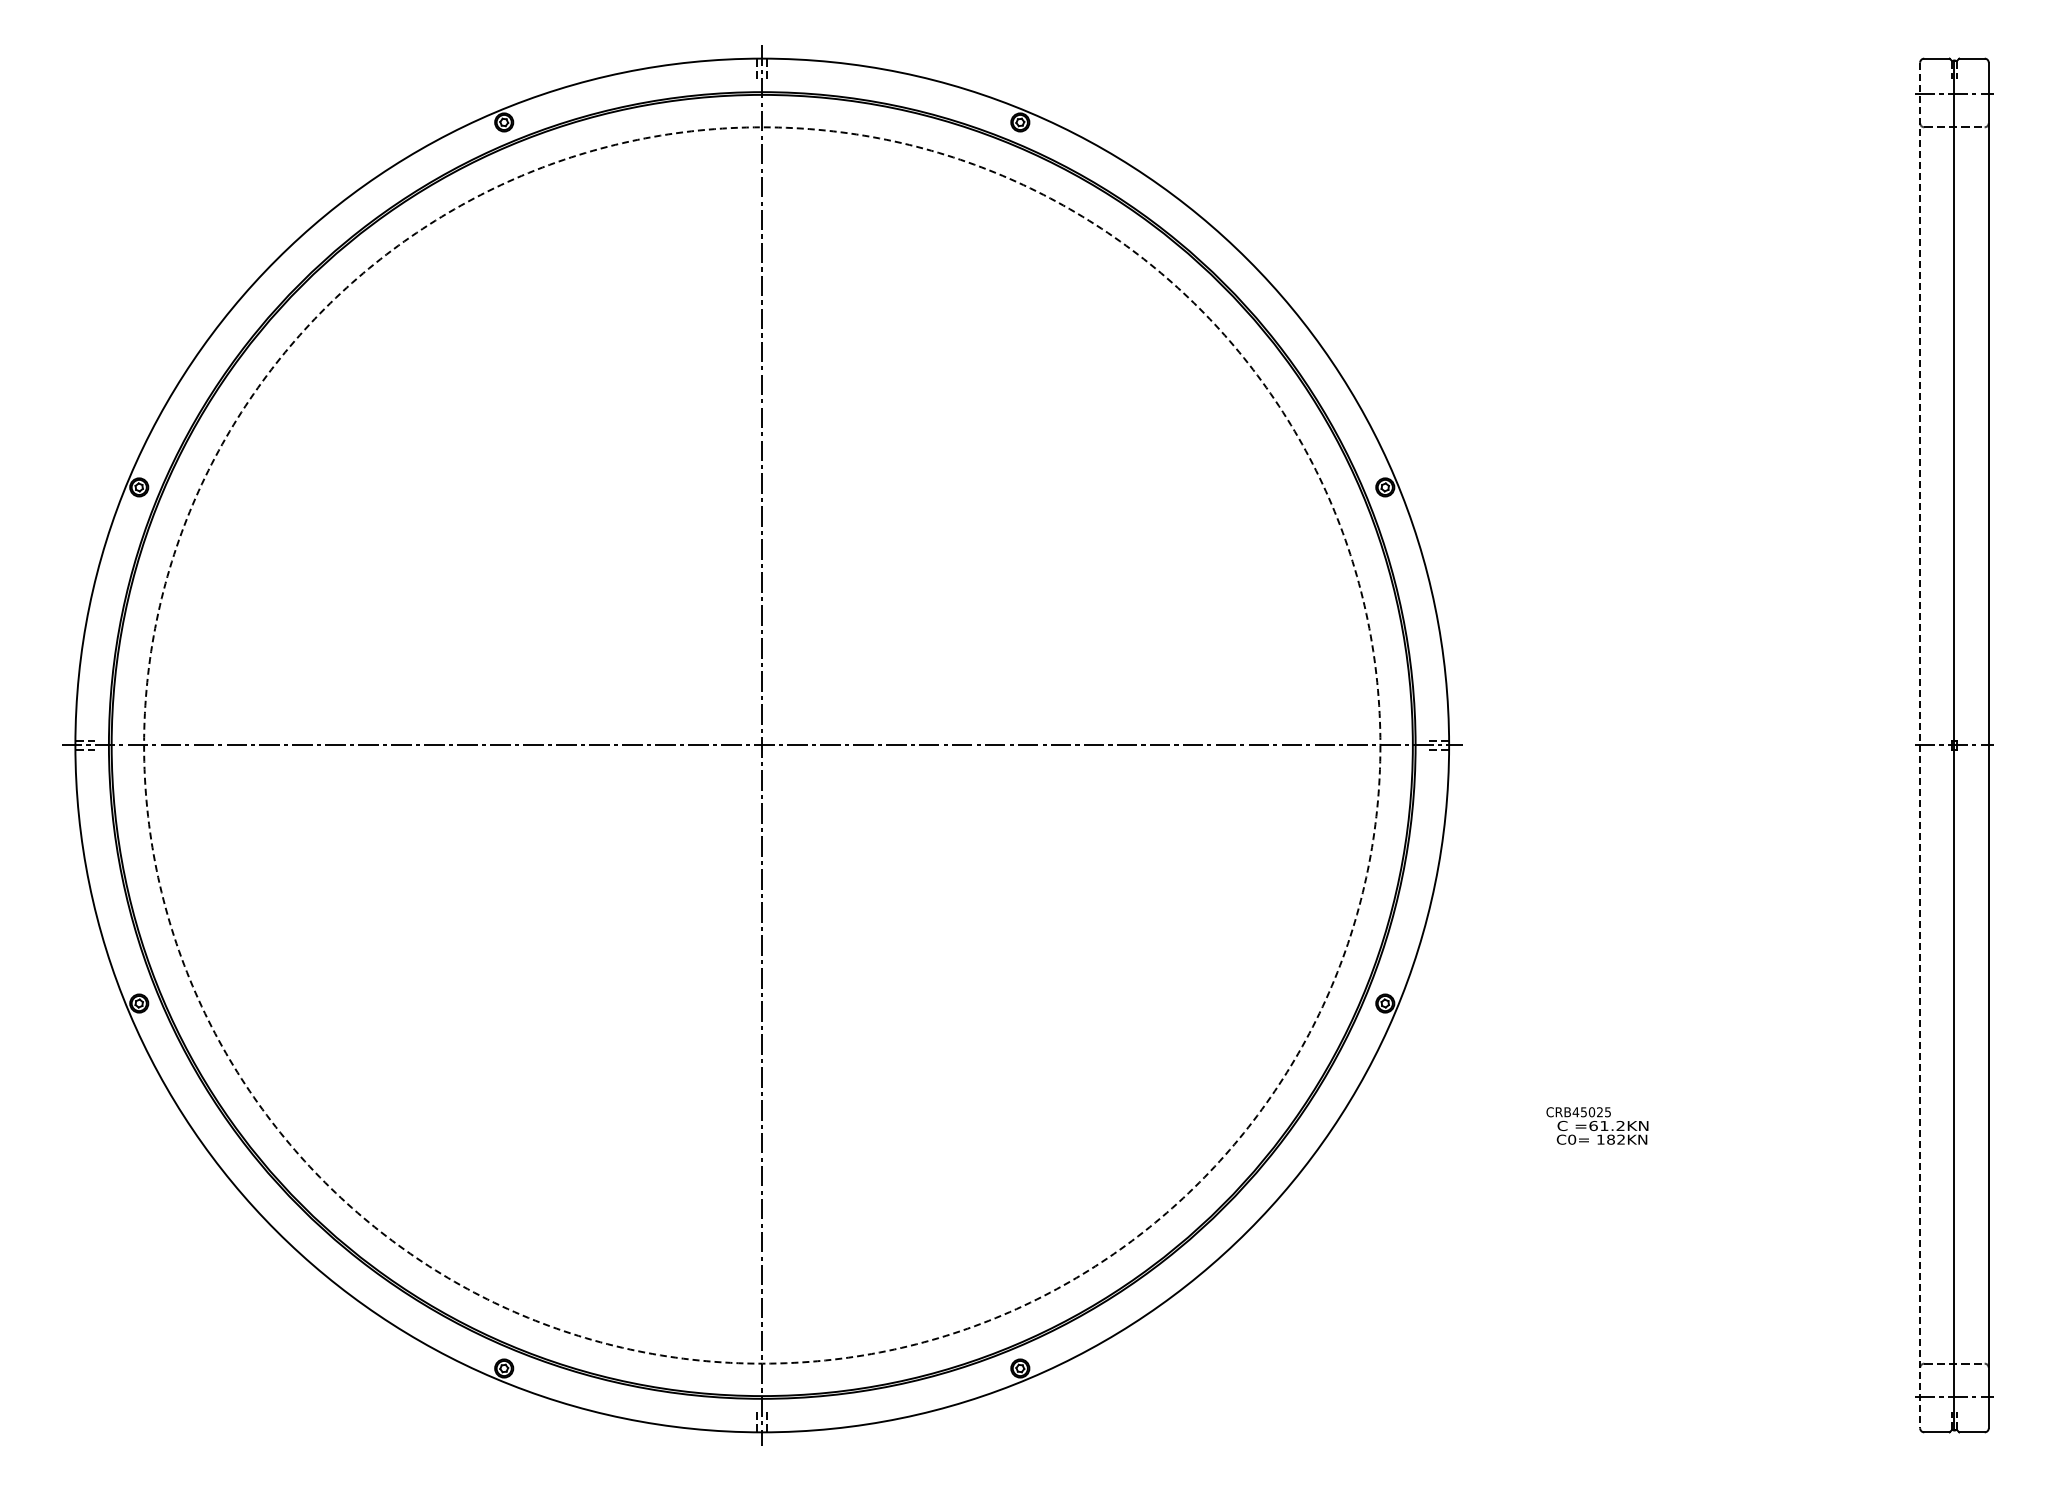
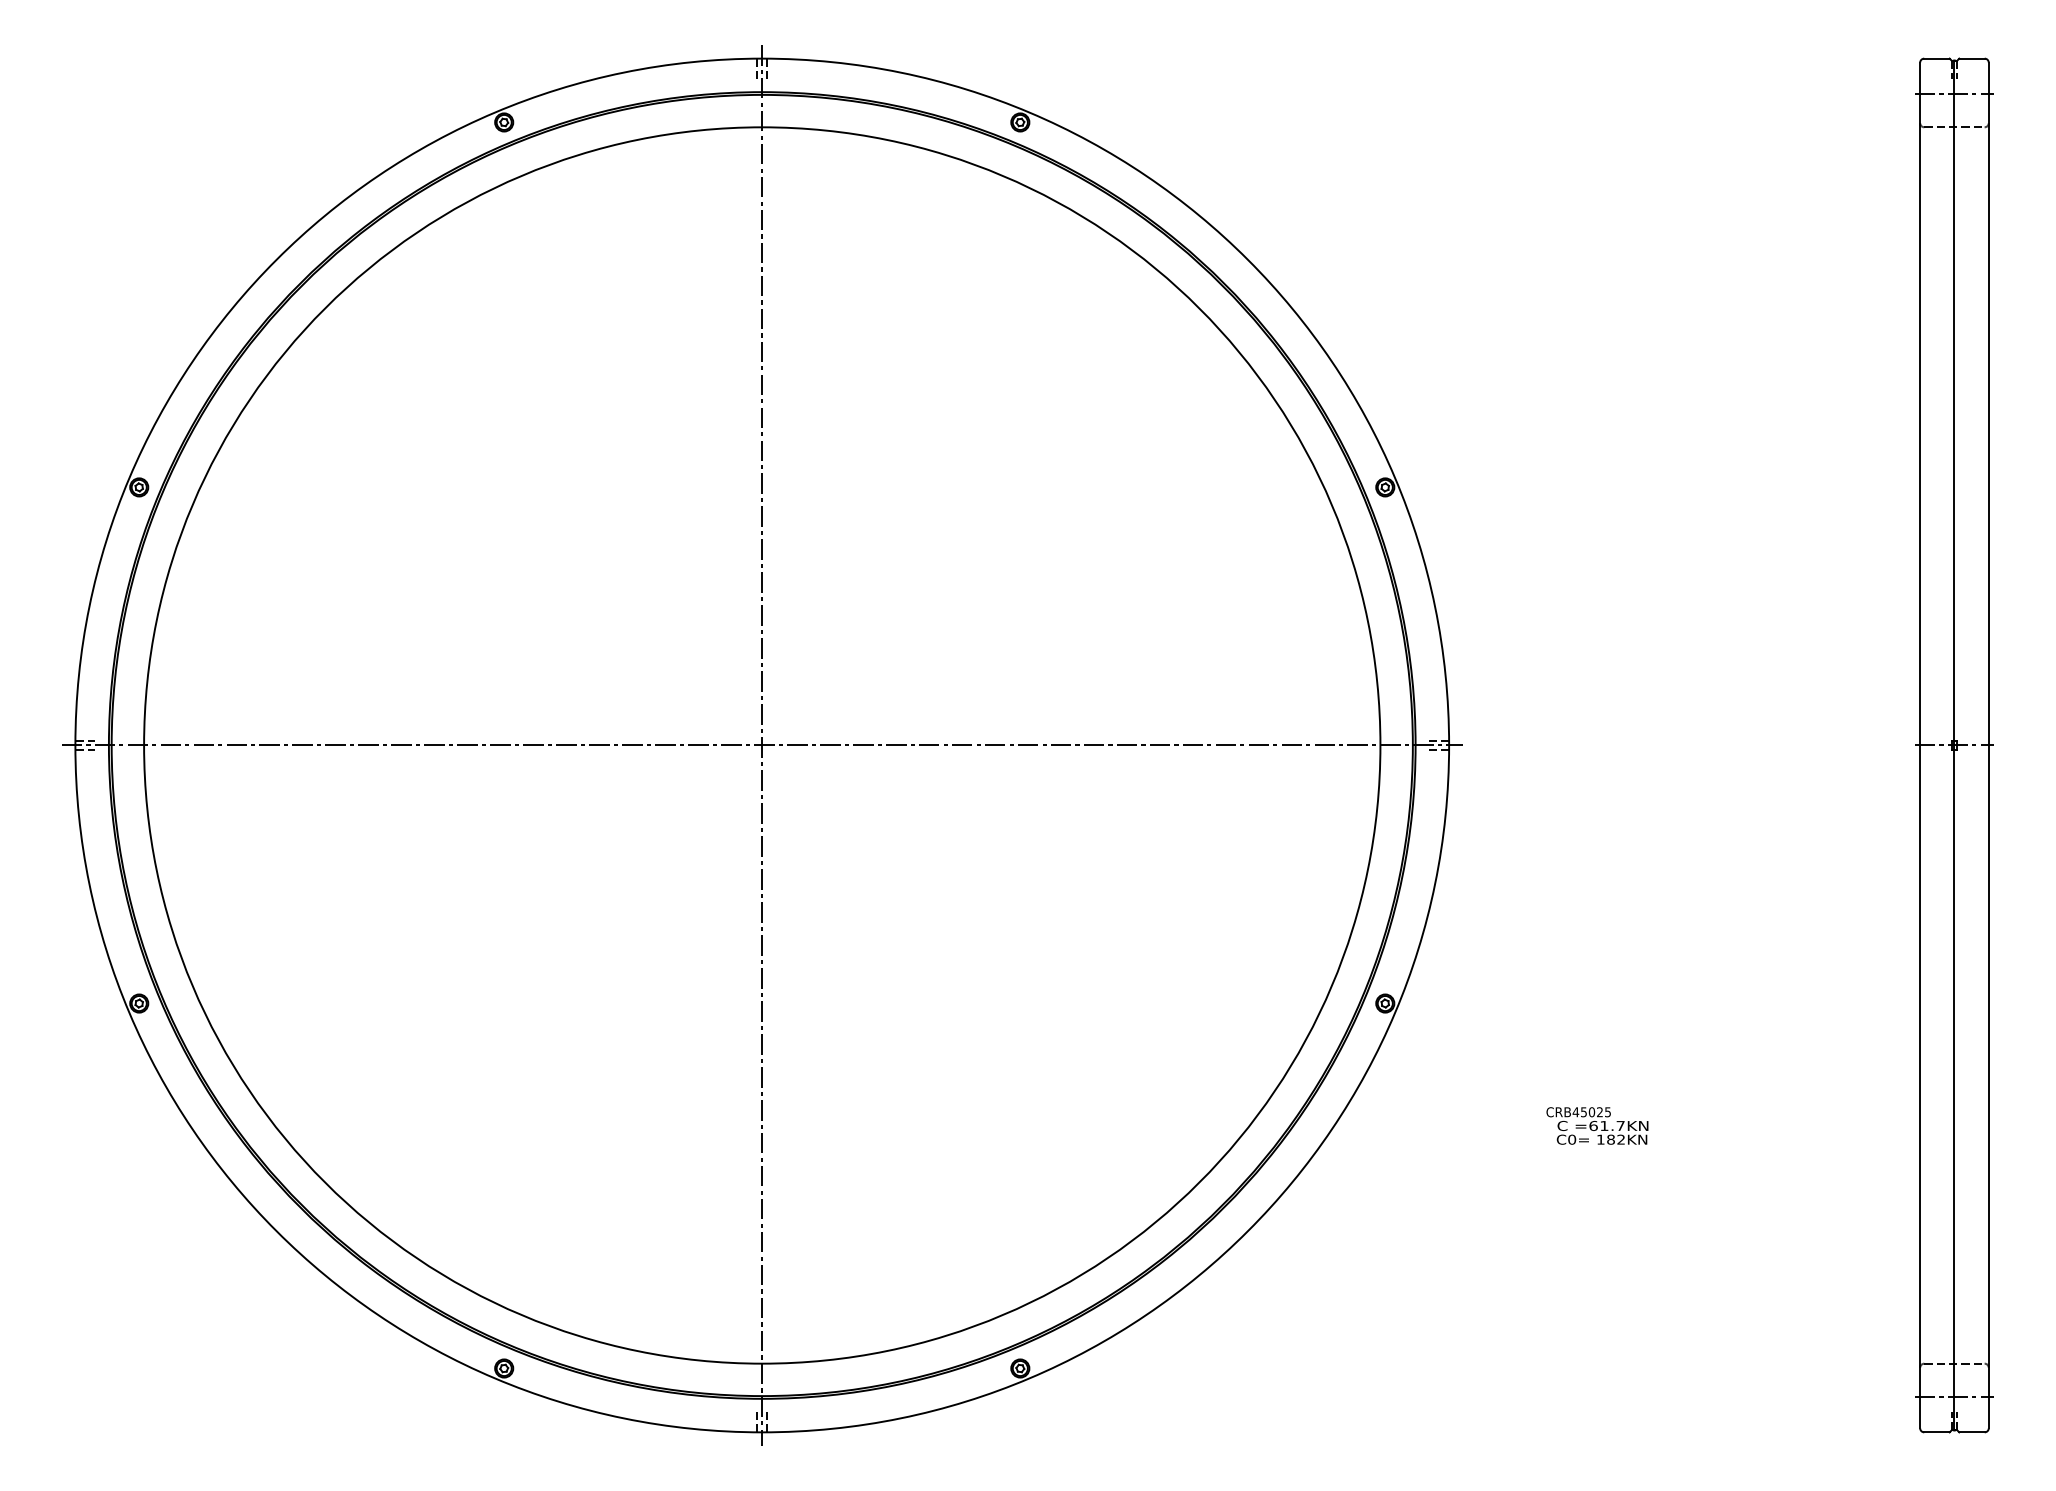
circle: dashed -> solid (762, 745)
line: dashed -> solid (1920, 745)
text: =61.2KN -> =61.7KN (1620, 1125)
